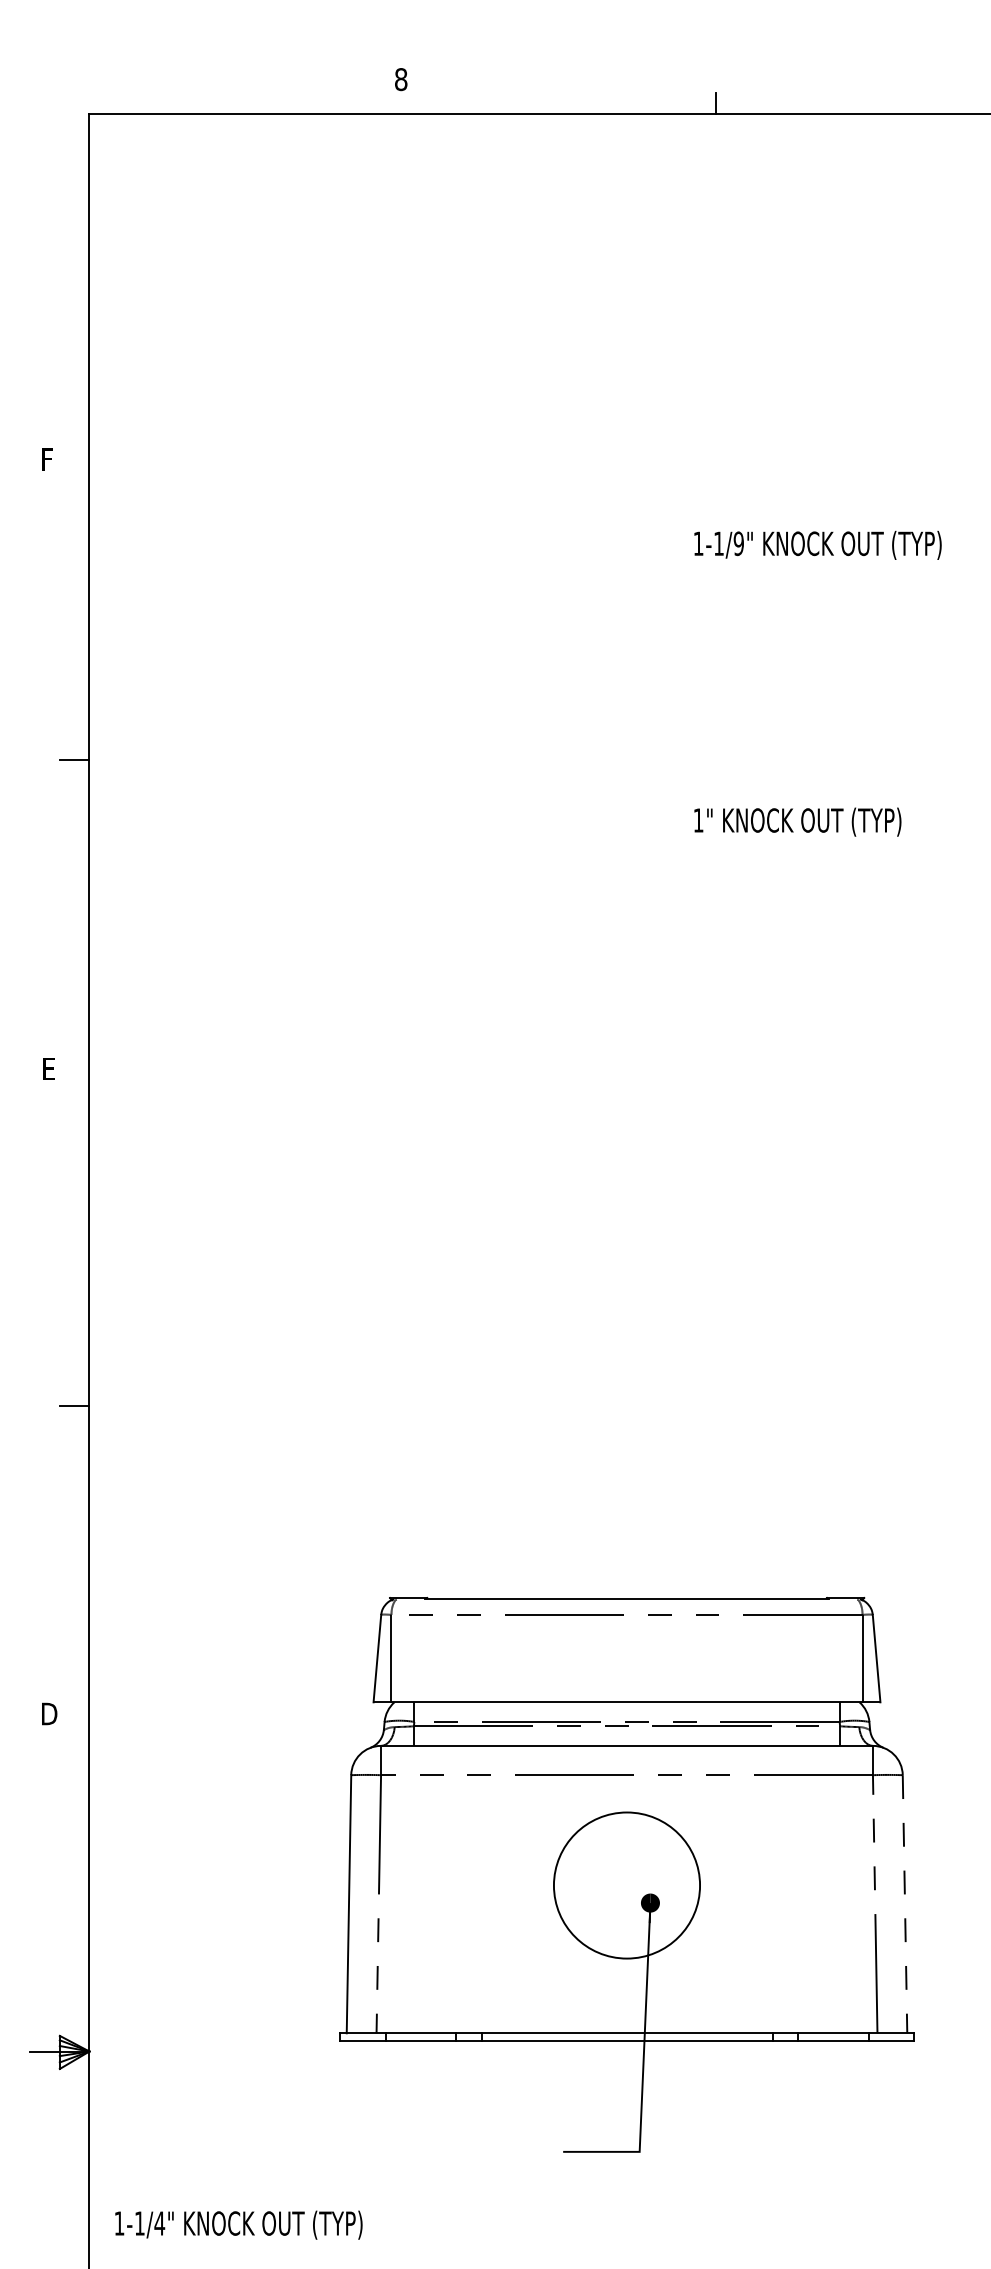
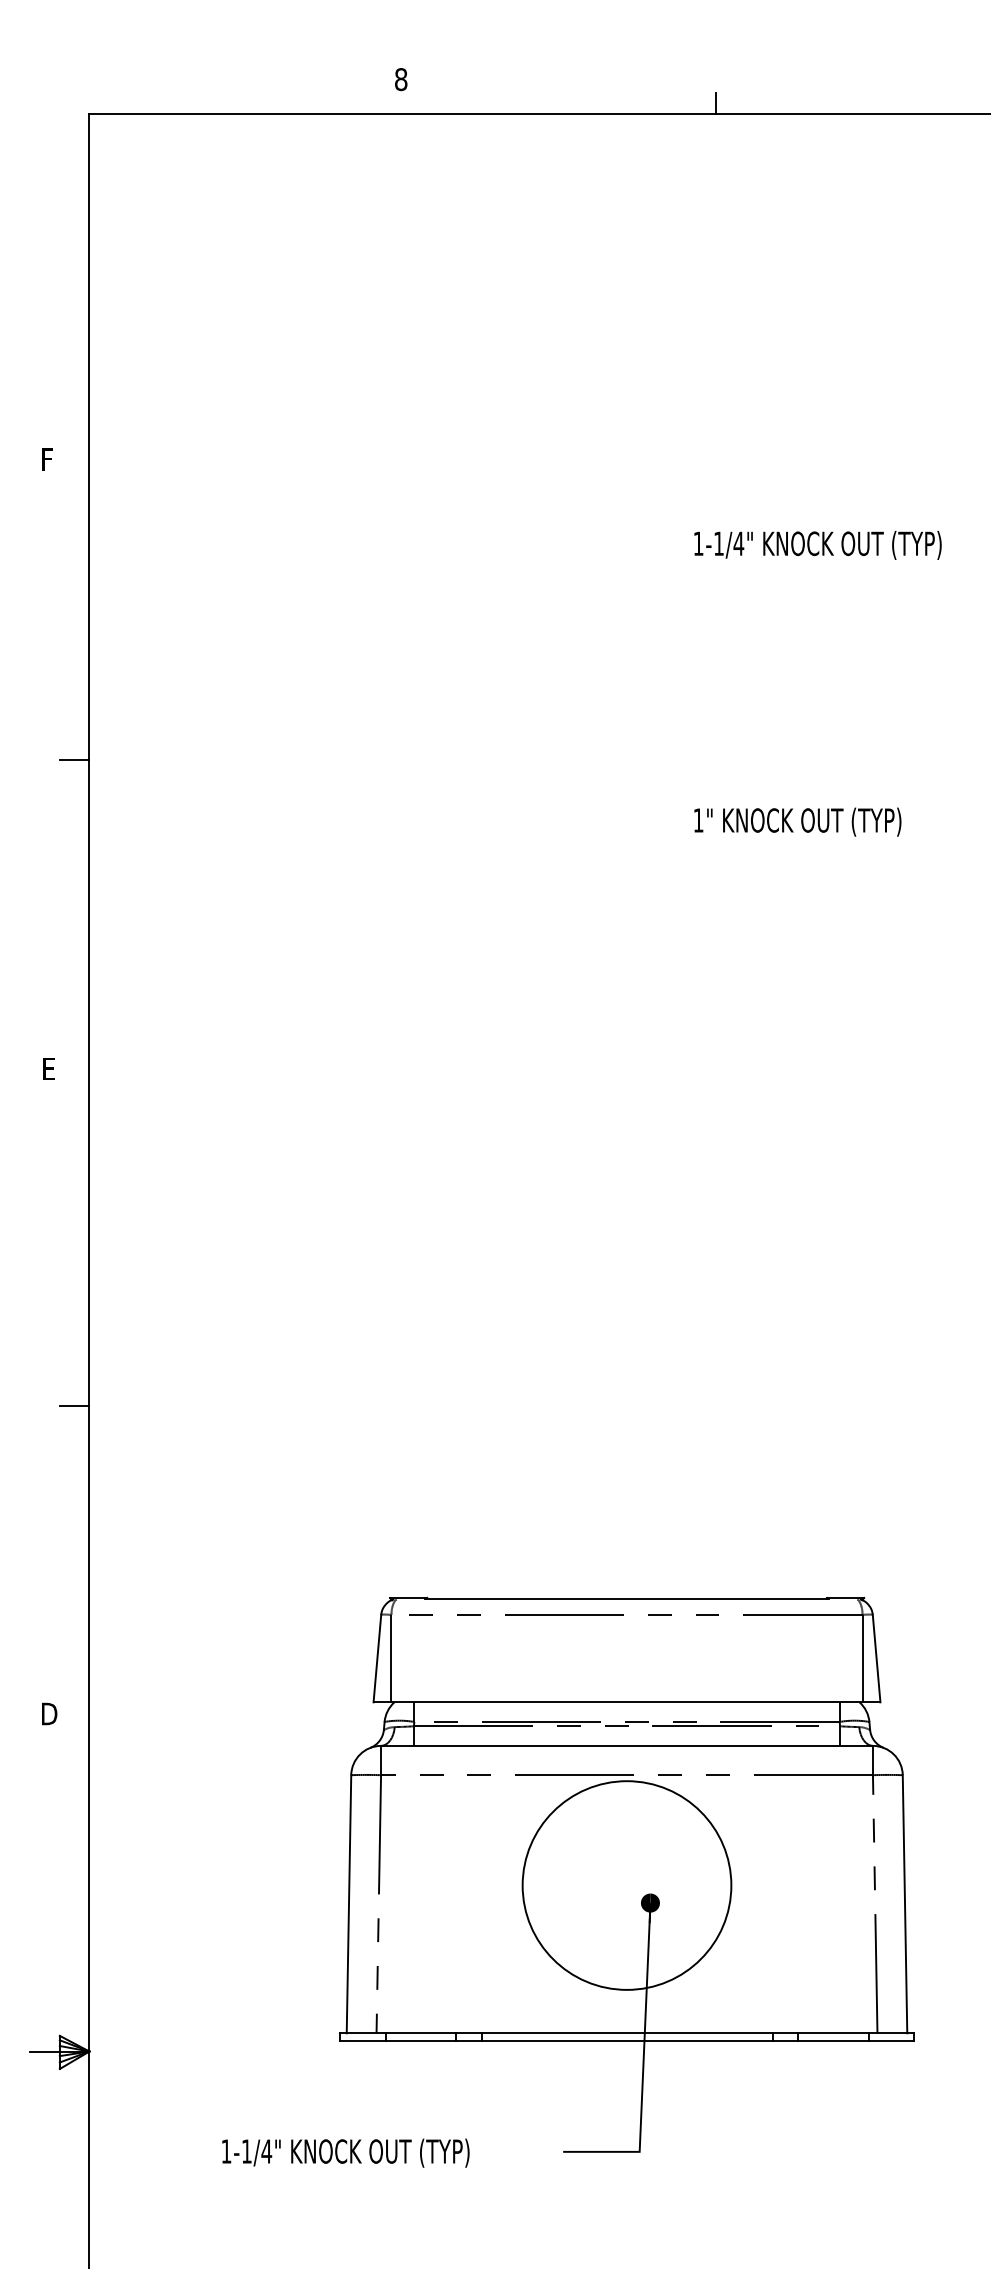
text: 1-1/9" -> 1-1/4" (738, 543)
circle diameter: 146 px -> 209 px (626, 1885)
line: dashed -> solid (905, 1904)
text position: (238, 2224) -> (345, 2152) (345, 2152)
